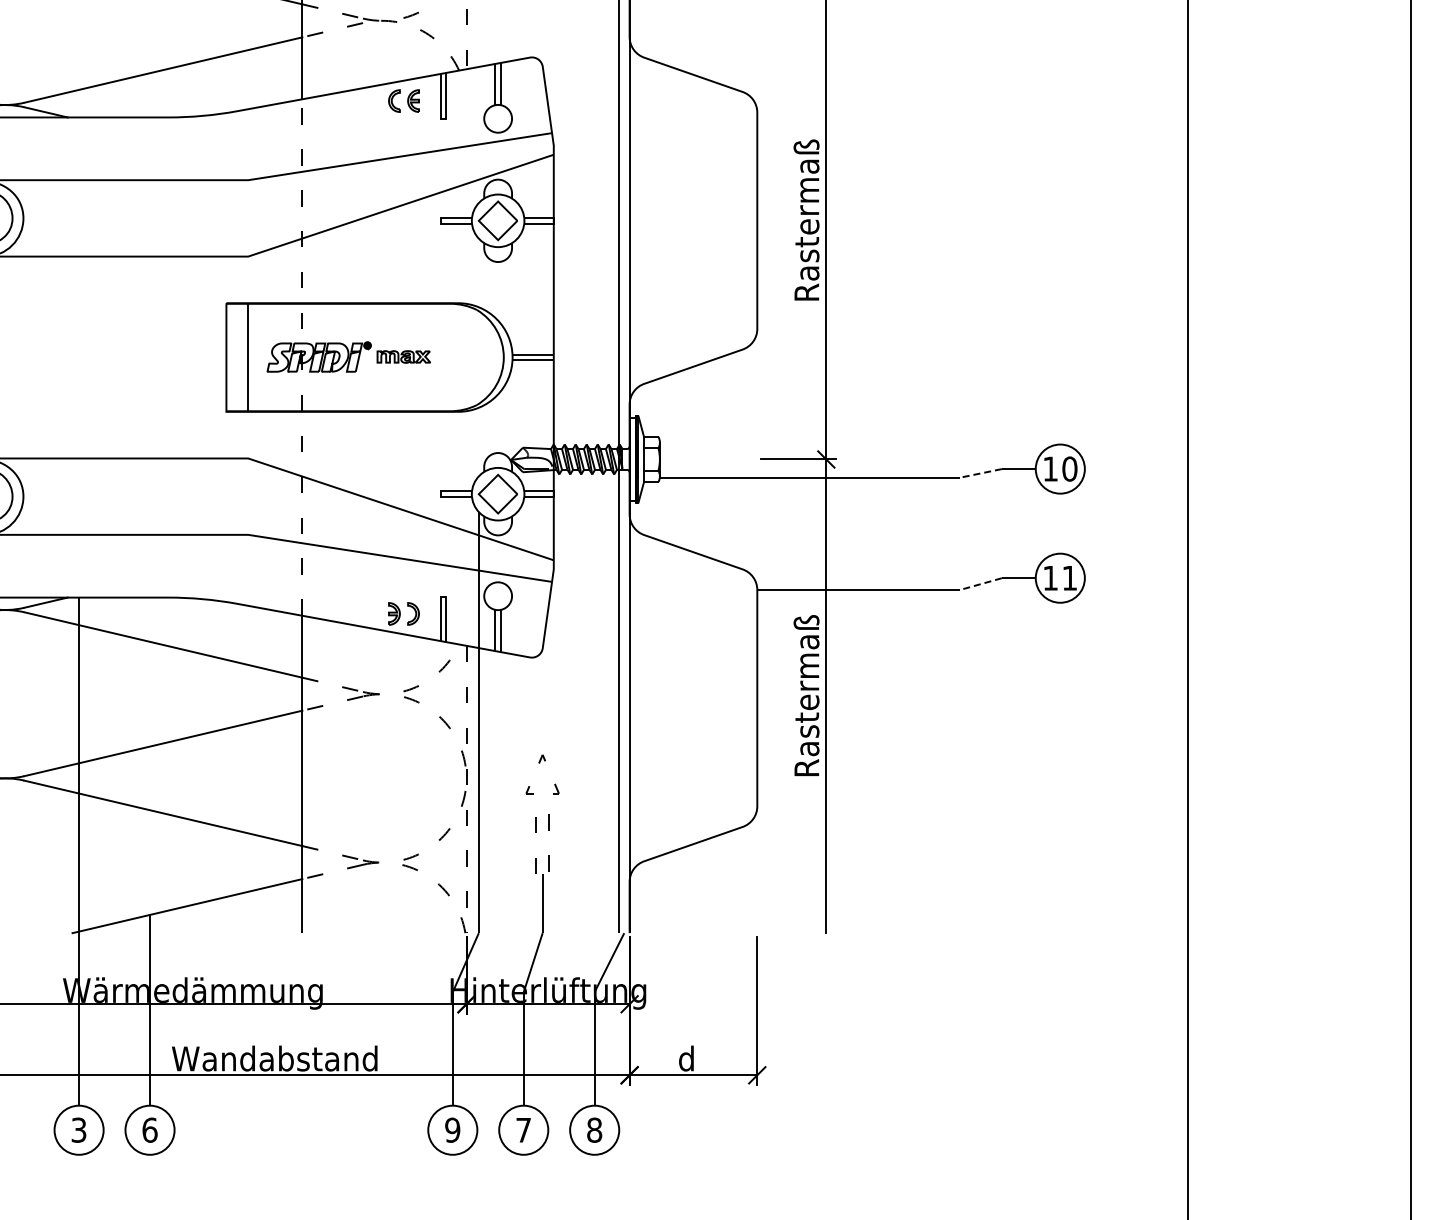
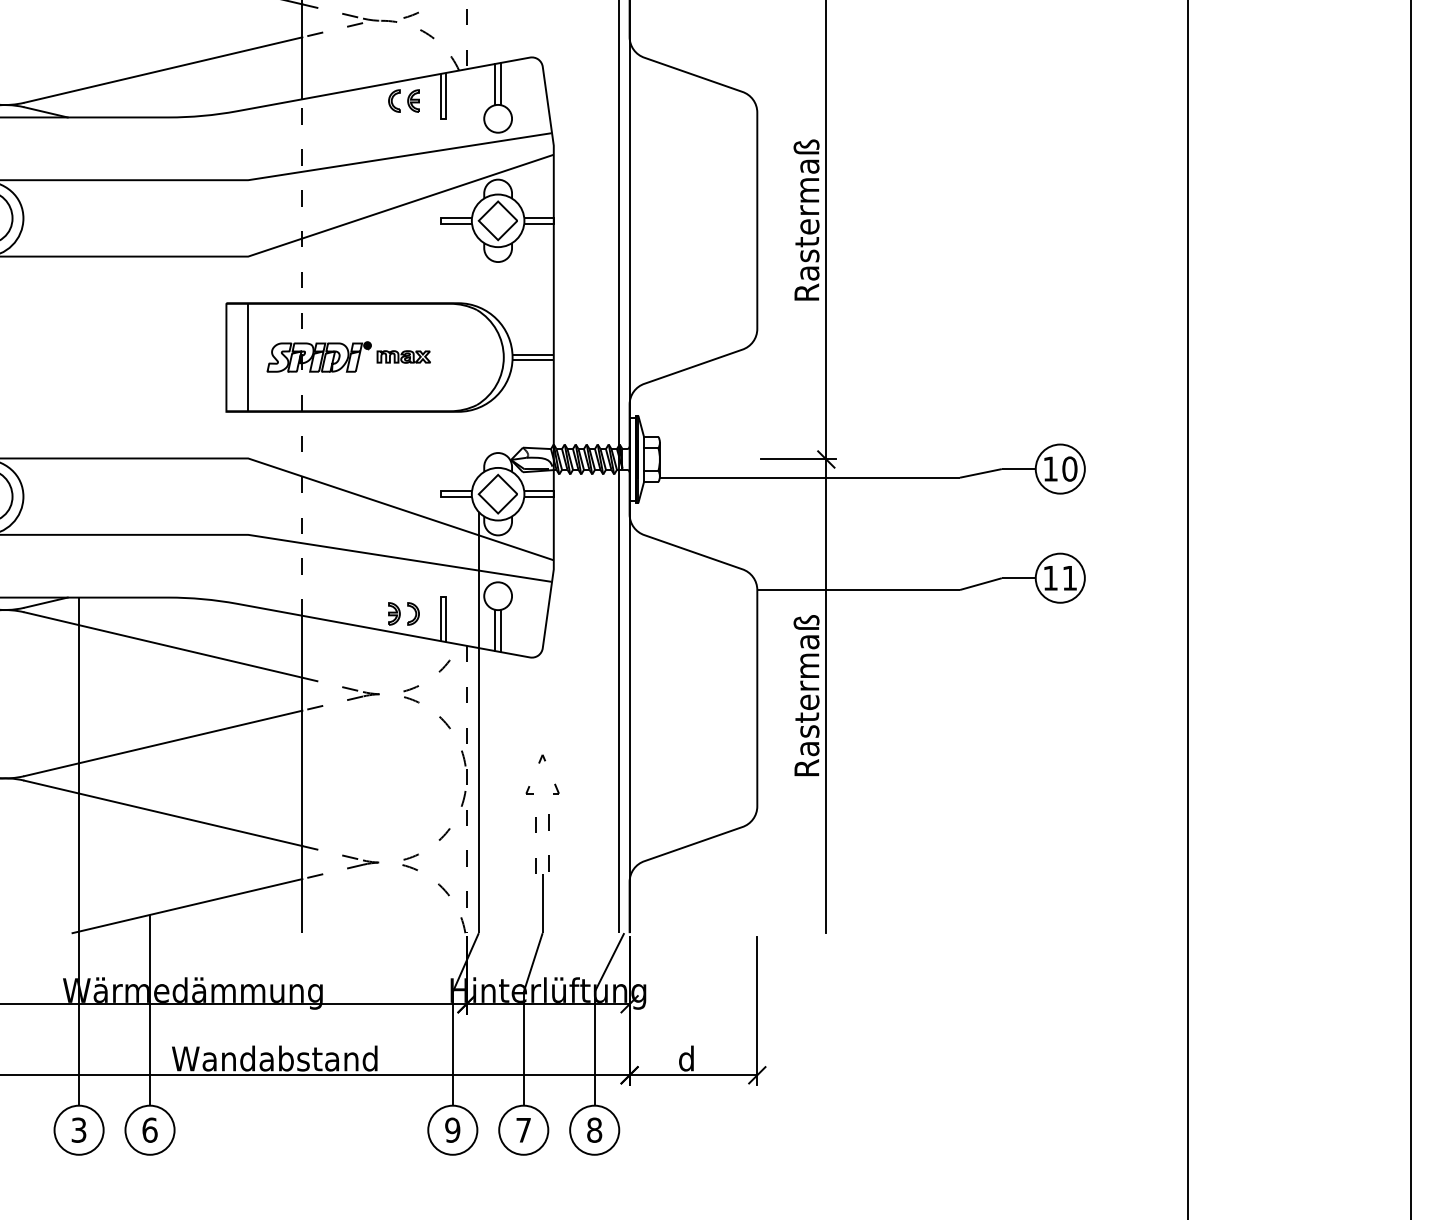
line: dashed -> solid (980, 473)
line: dashed -> solid (980, 584)
